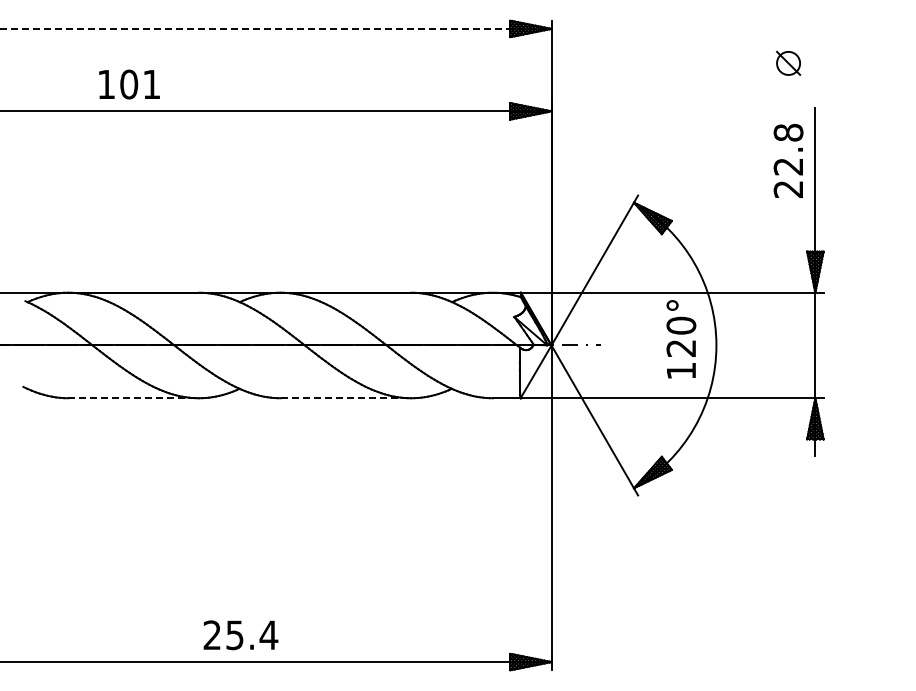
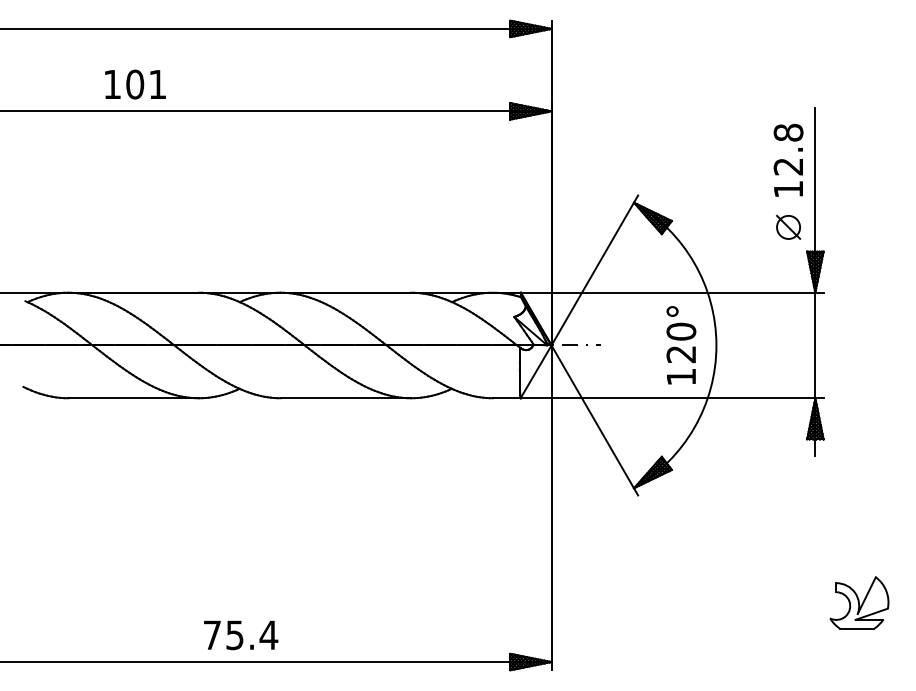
line: dashed -> solid (276, 28)
part position: (788, 62) -> (788, 226) (788, 226)
text position: (129, 84) -> (135, 84) (135, 84)
text: 22.8 -> 12.8 (787, 189)
text position: (681, 339) -> (681, 345) (681, 345)
line: dashed -> solid (134, 398)
line: dashed -> solid (346, 398)
part: none -> present (859, 602)
text: 25.4 -> 75.4 (211, 634)
